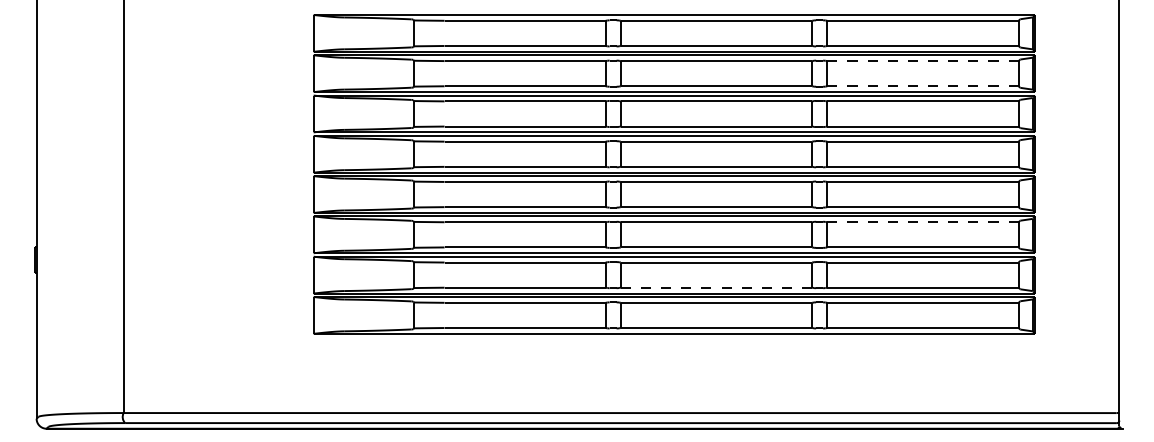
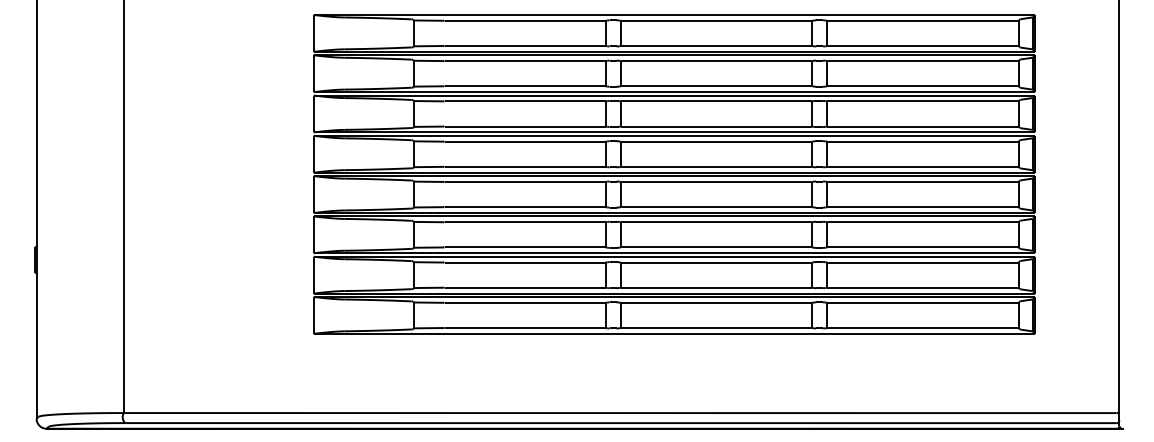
line: dashed -> solid (922, 61)
line: dashed -> solid (922, 86)
line: dashed -> solid (922, 222)
line: dashed -> solid (716, 287)
